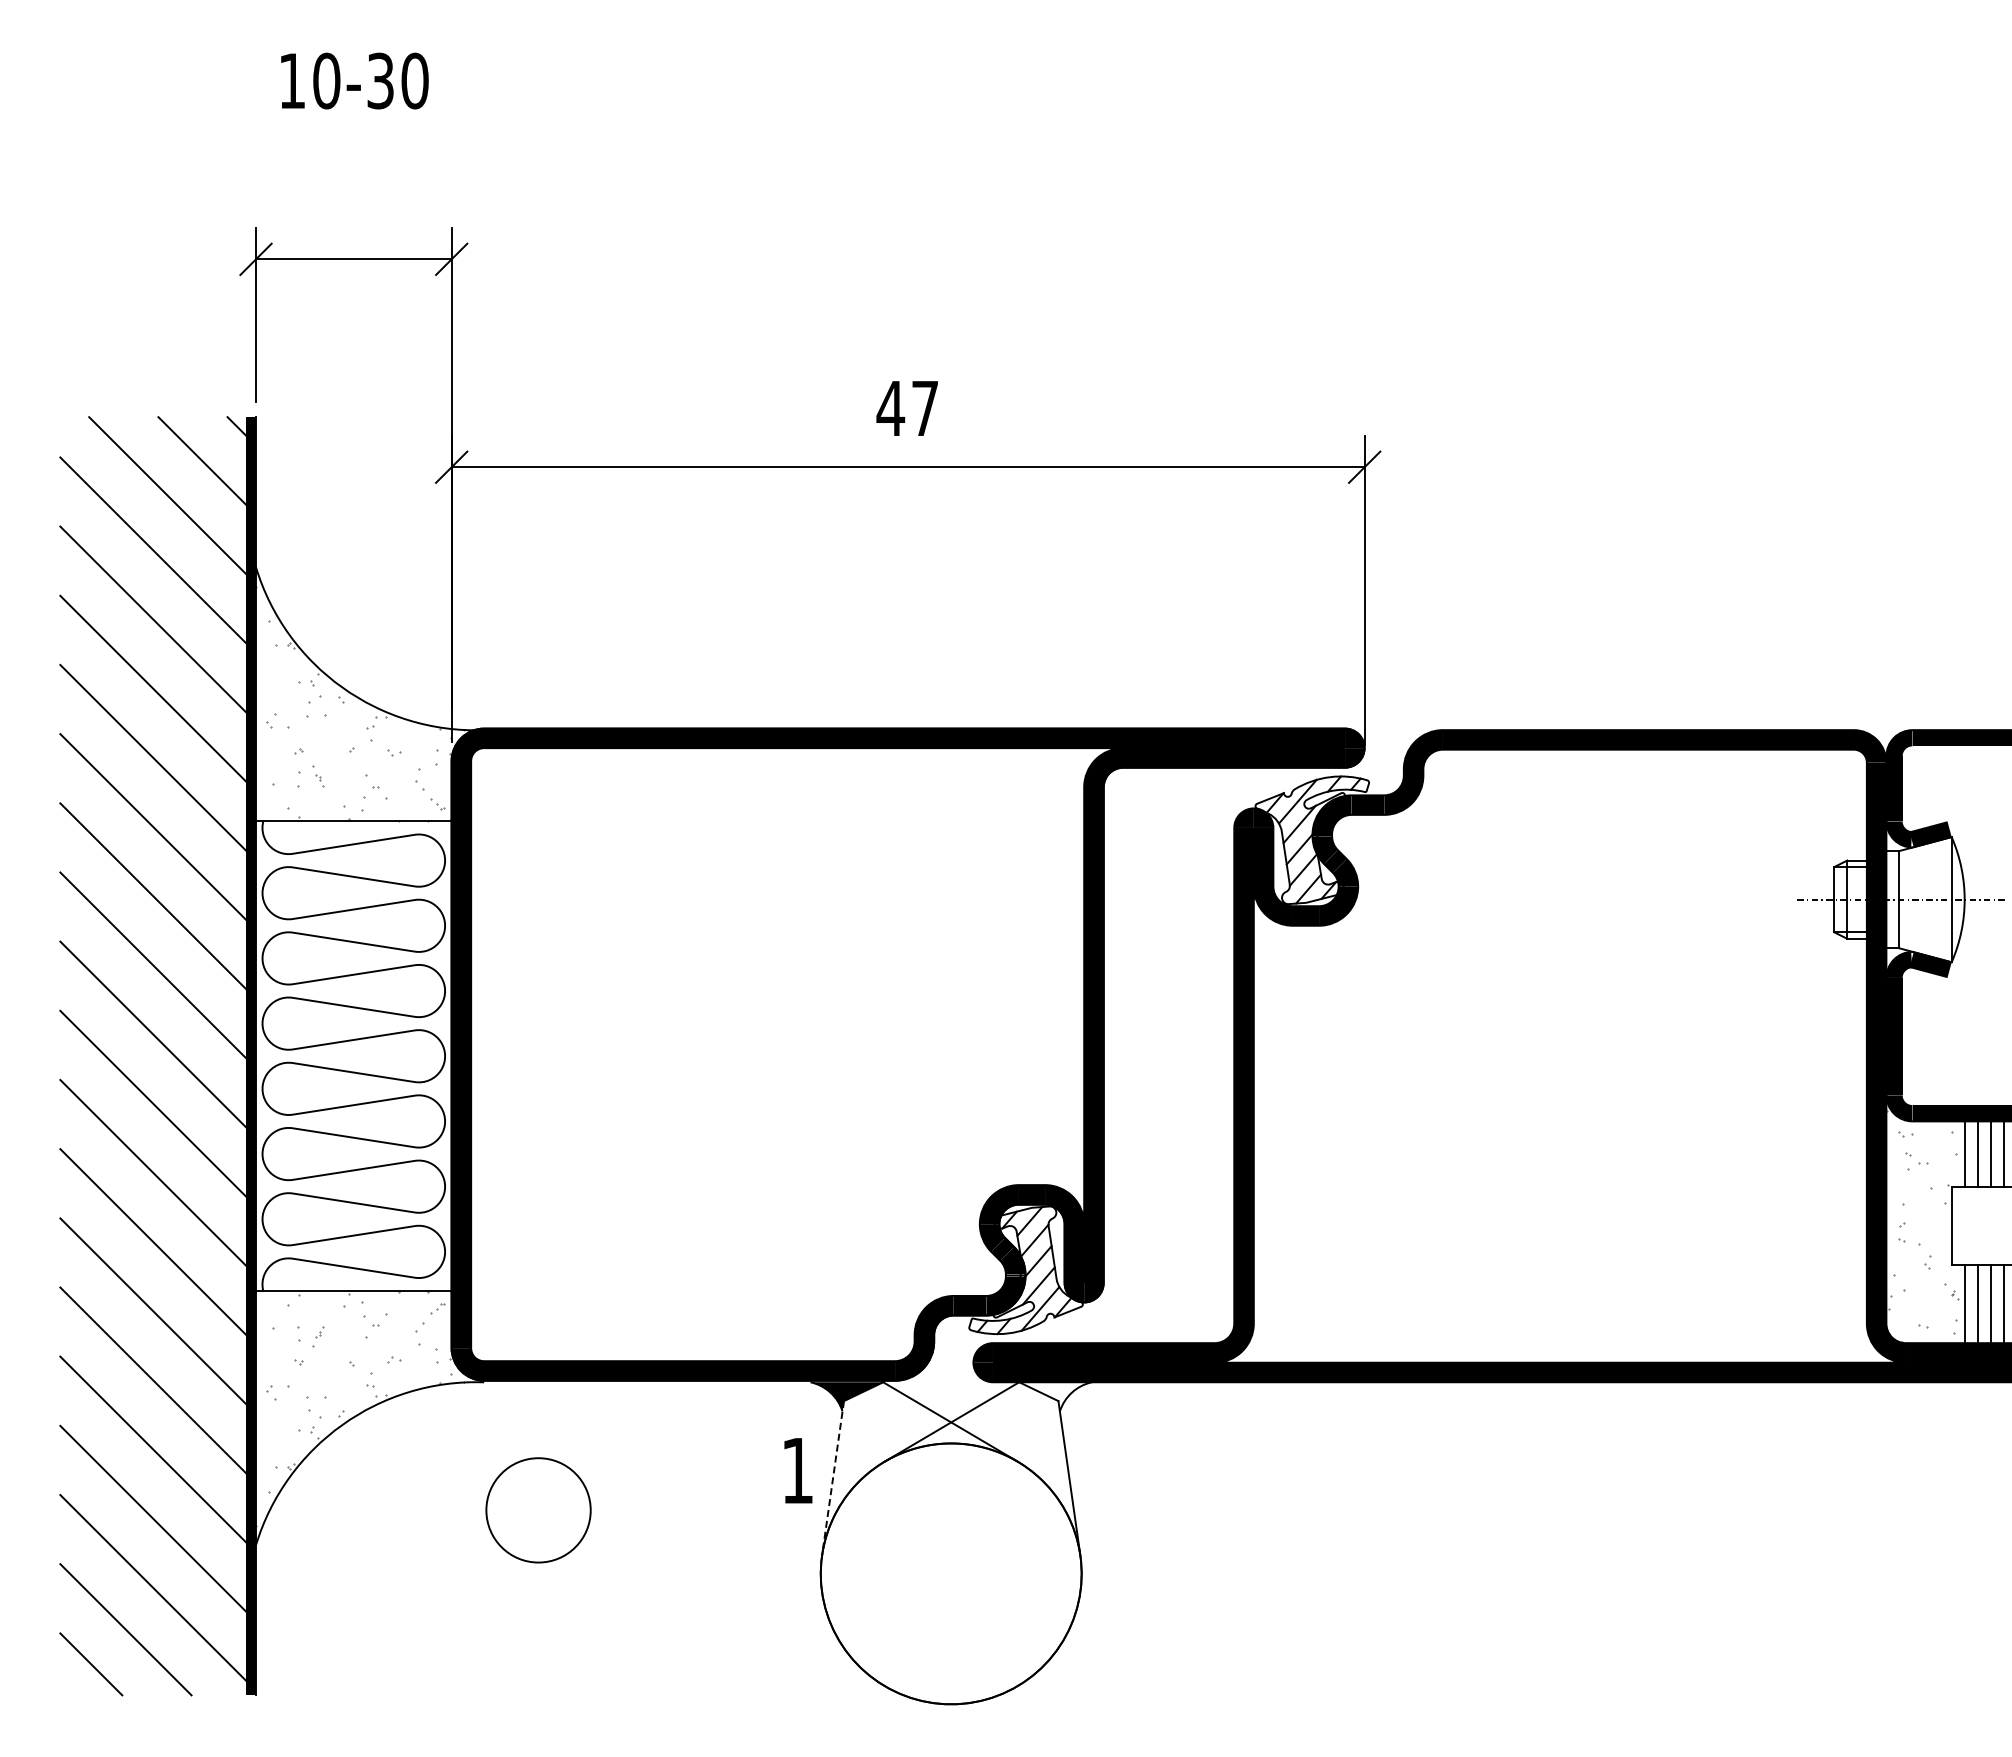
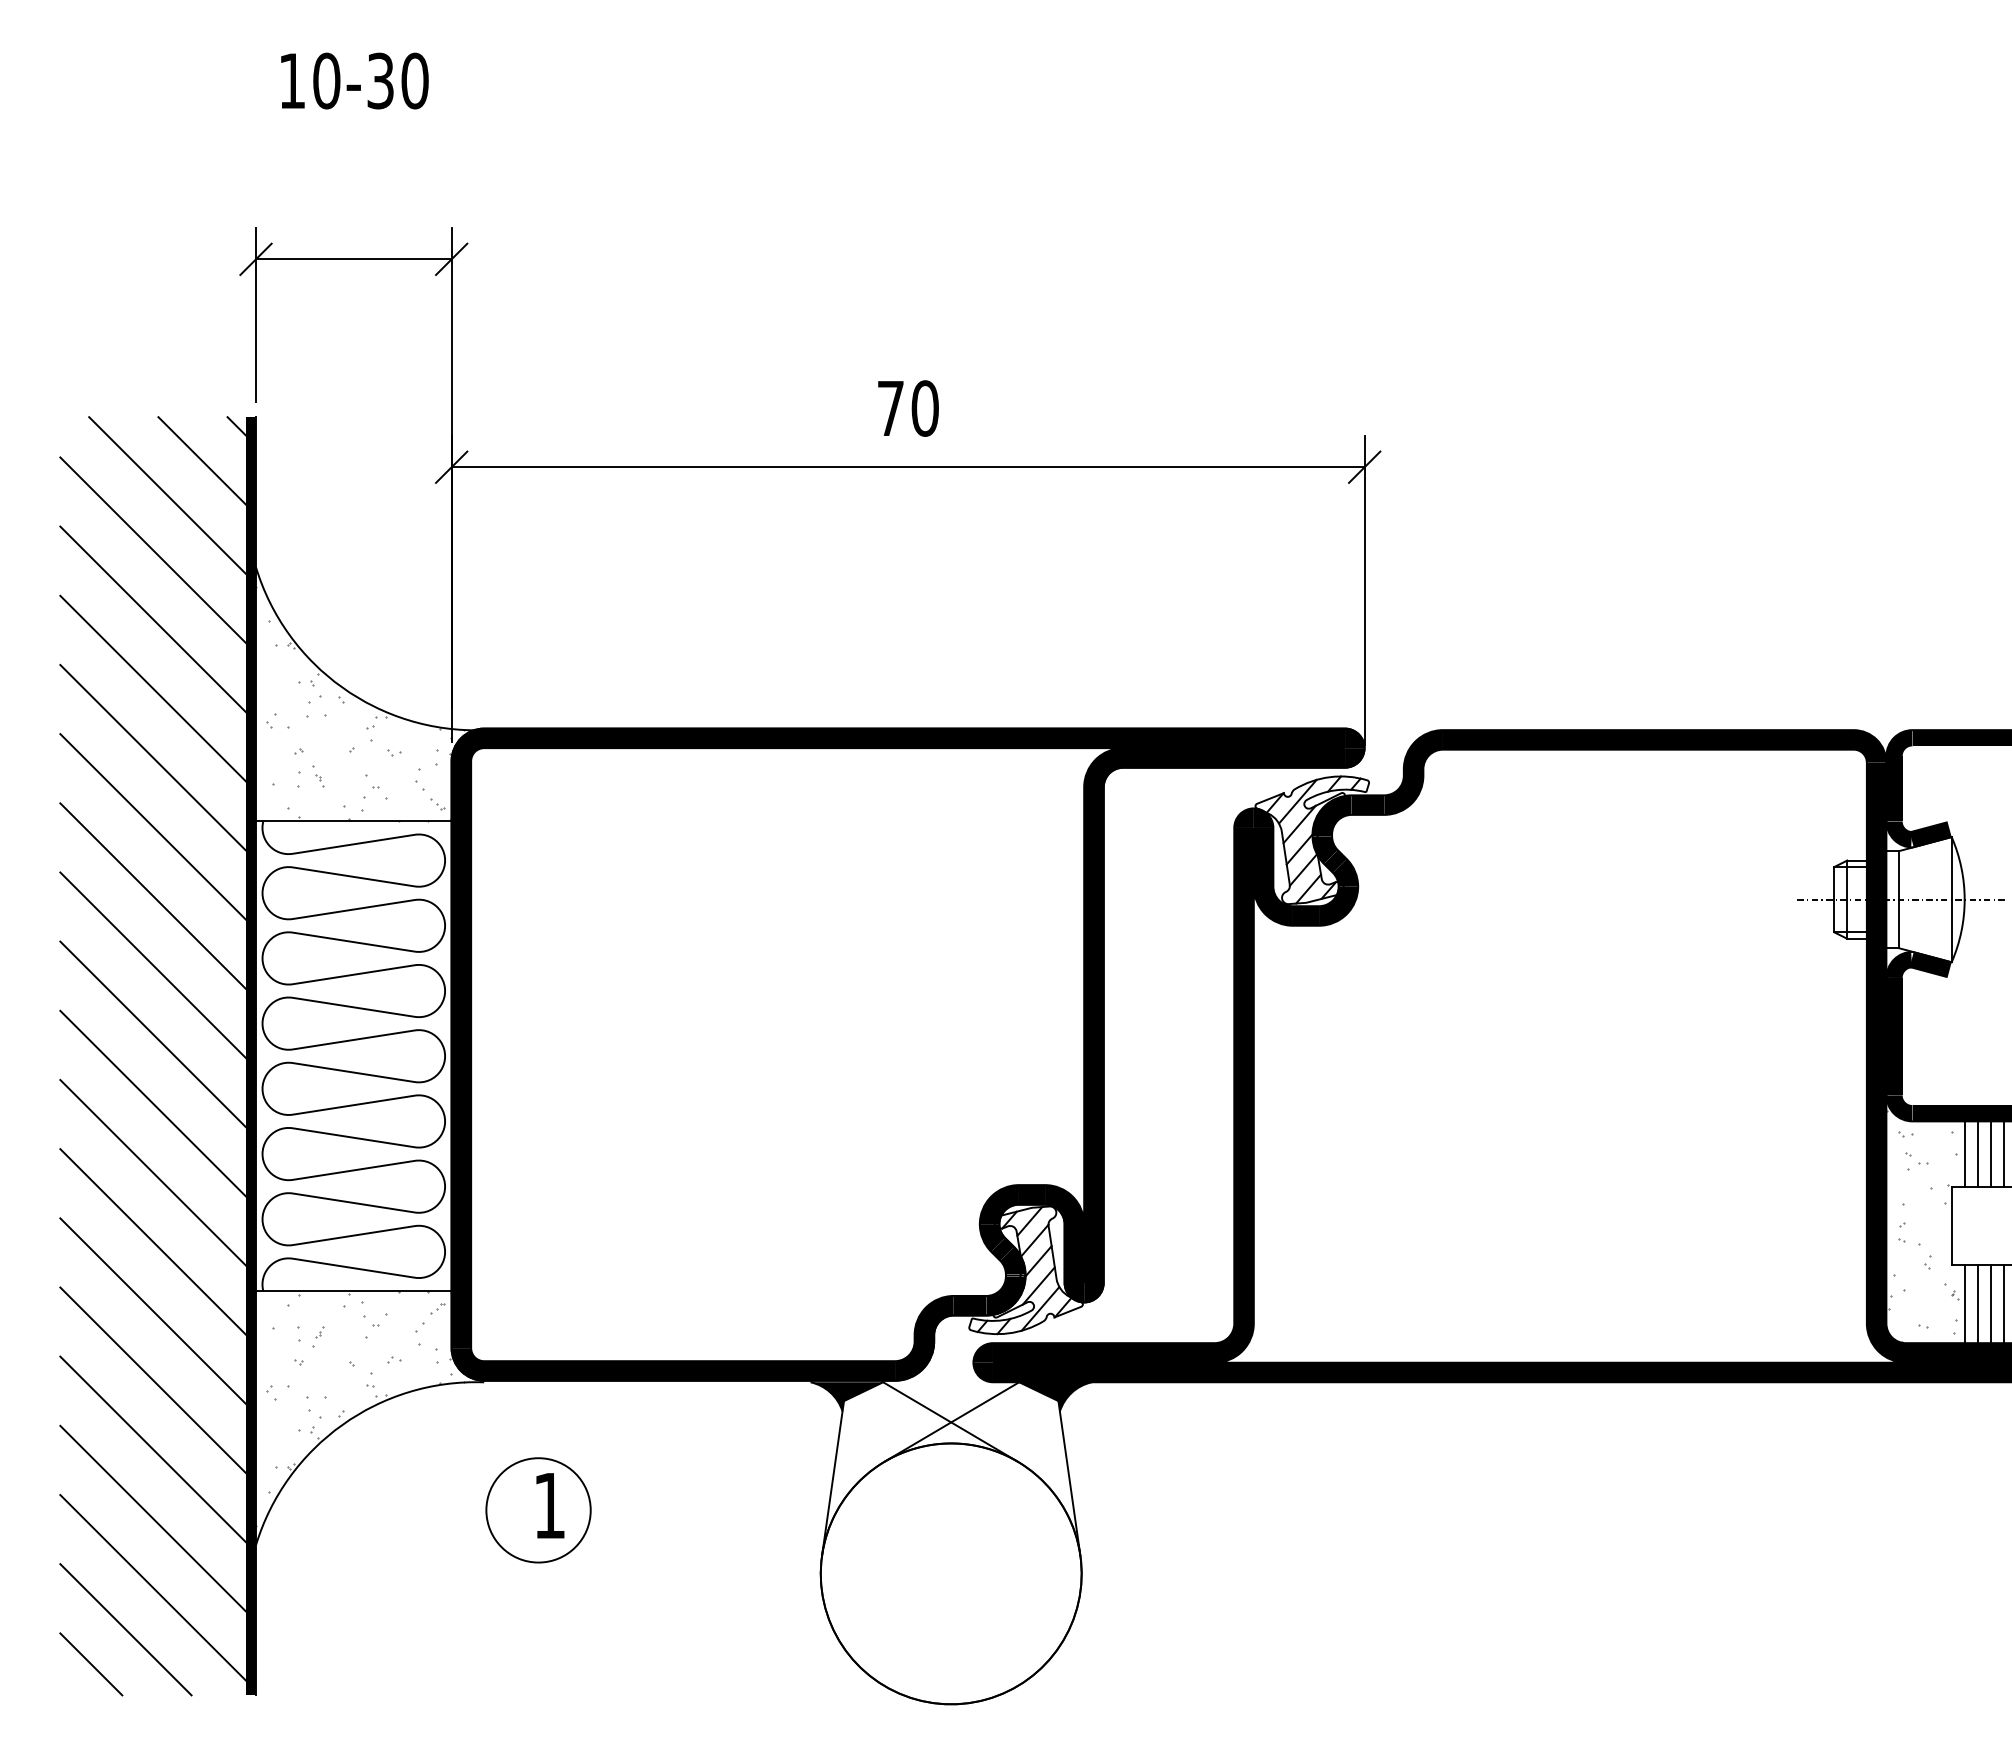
text: 47 -> 70 (907, 408)
fill: none -> present (1055, 1396)
text position: (798, 1470) -> (550, 1505) (550, 1505)
line: dashed -> solid (833, 1478)
